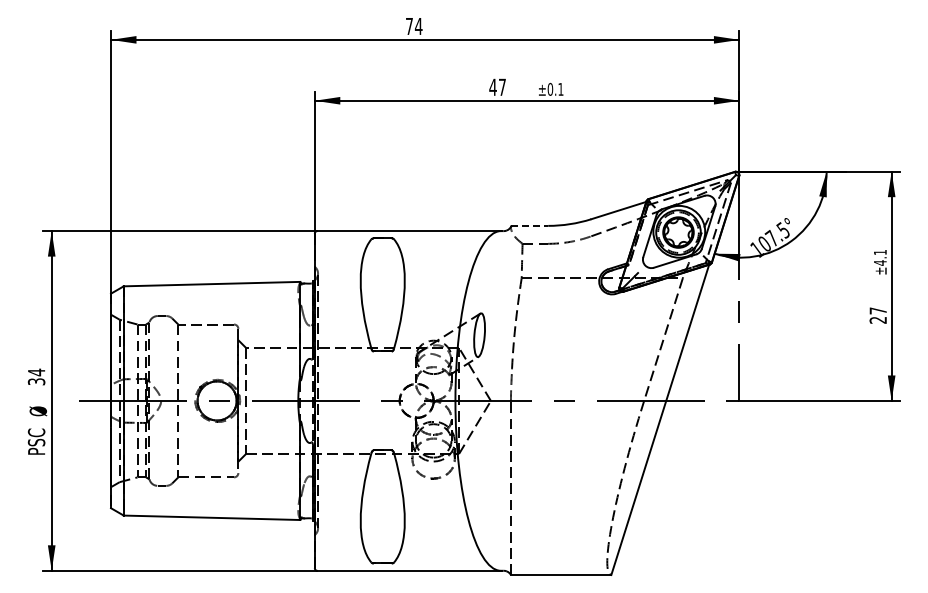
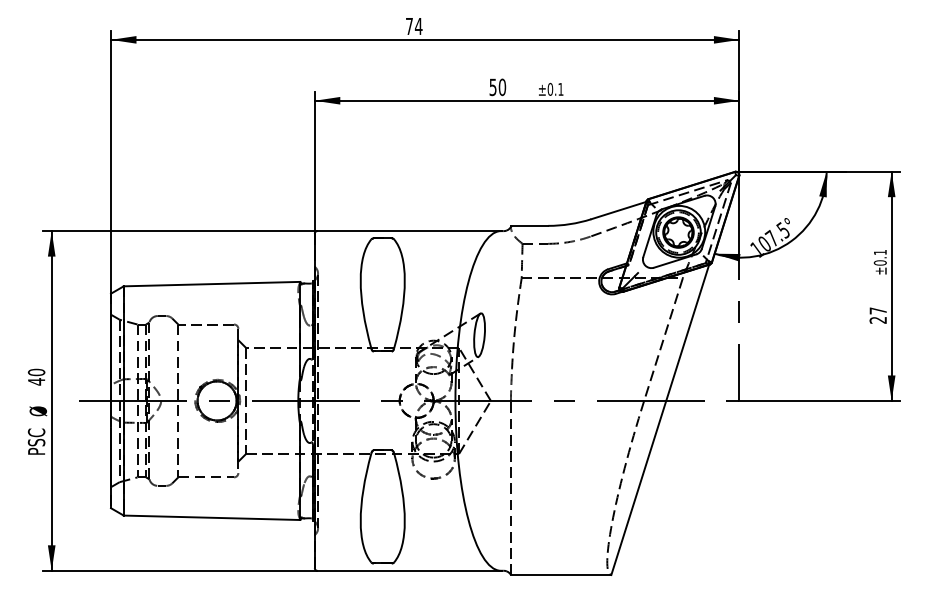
text: 47 -> 50 (497, 87)
line: dashed -> solid (530, 225)
text: ±4.1 -> ±0.1 (879, 262)
text: 34 -> 40 (36, 376)
